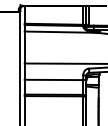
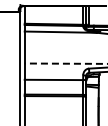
line: solid -> dashed (66, 63)
